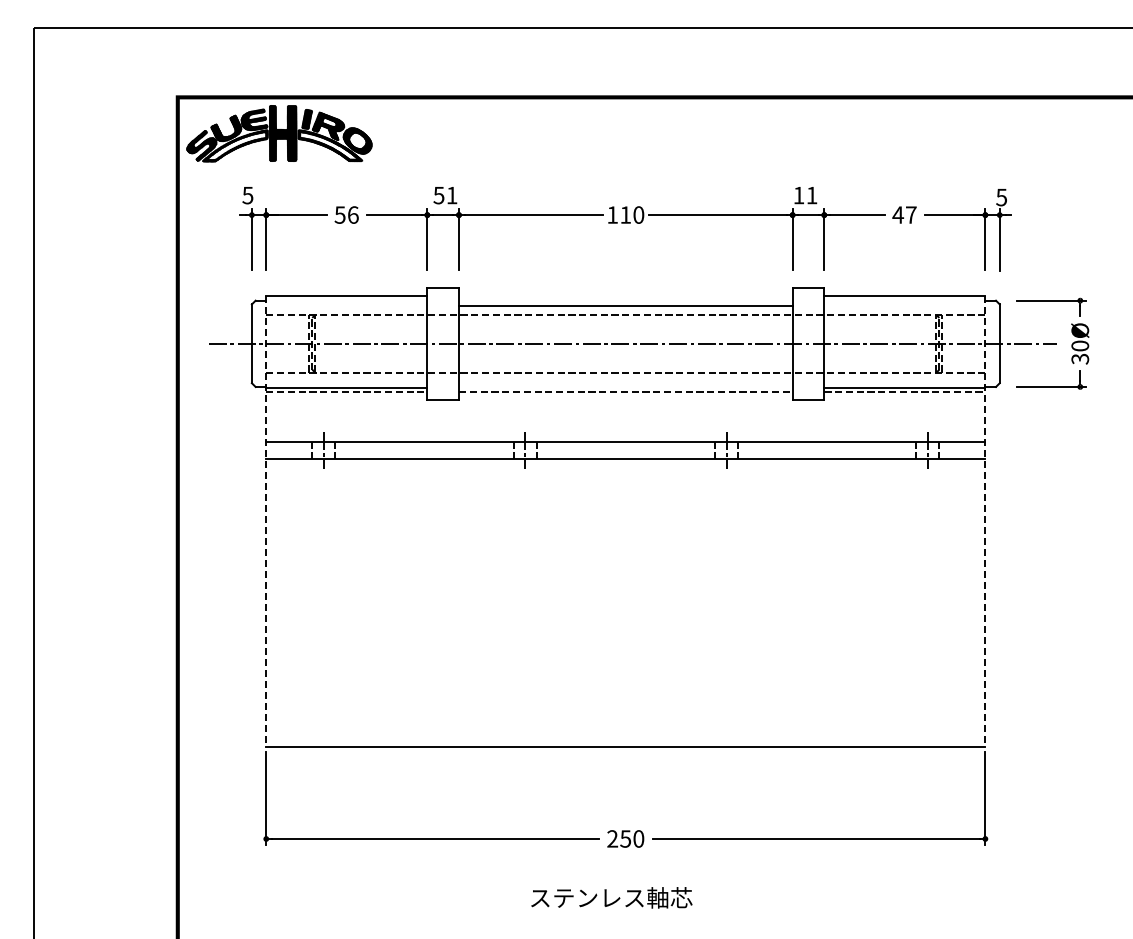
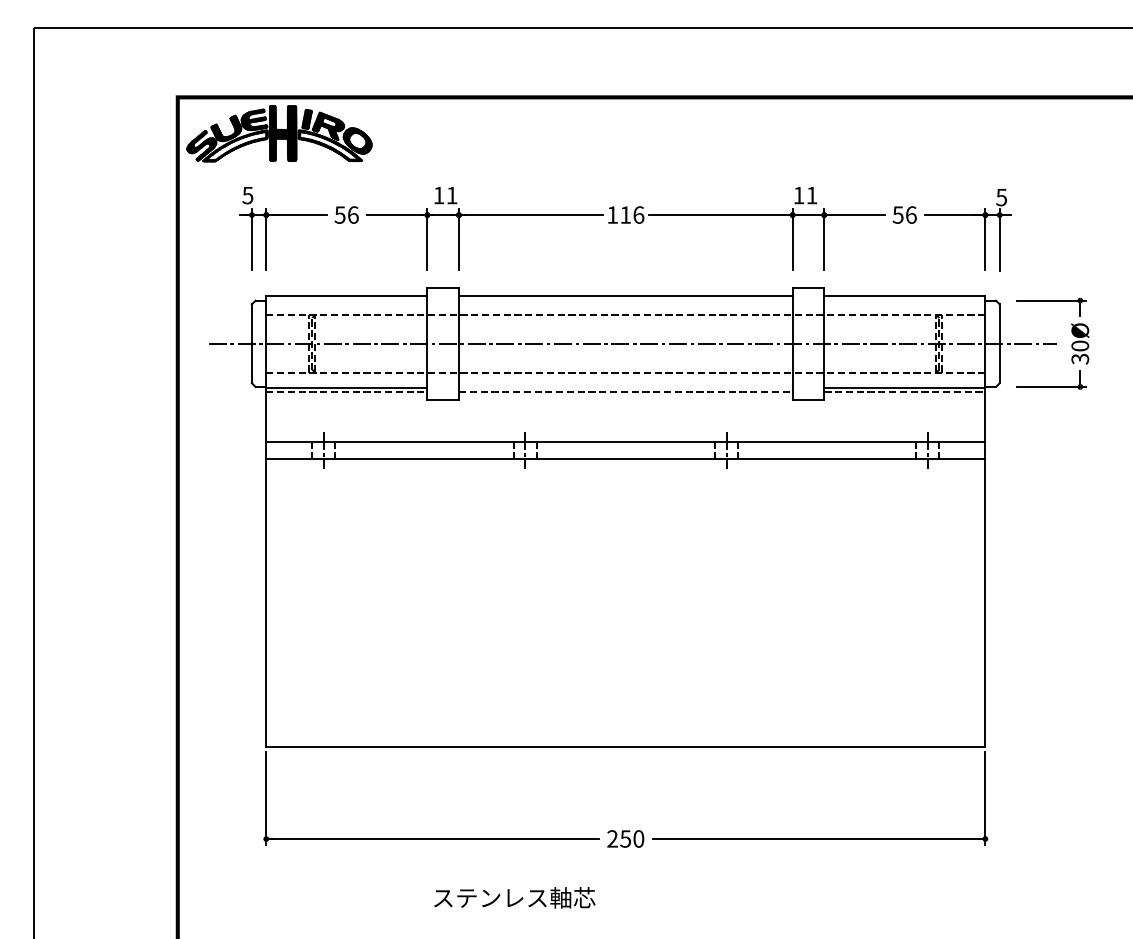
text: 51 -> 11 (438, 195)
text: 110 -> 116 (638, 214)
text: 47 -> 56 (904, 214)
line position: (625, 305) -> (625, 295) (625, 295)
line: dashed -> solid (266, 521)
line: dashed -> solid (985, 521)
text position: (611, 897) -> (514, 897) (514, 897)
